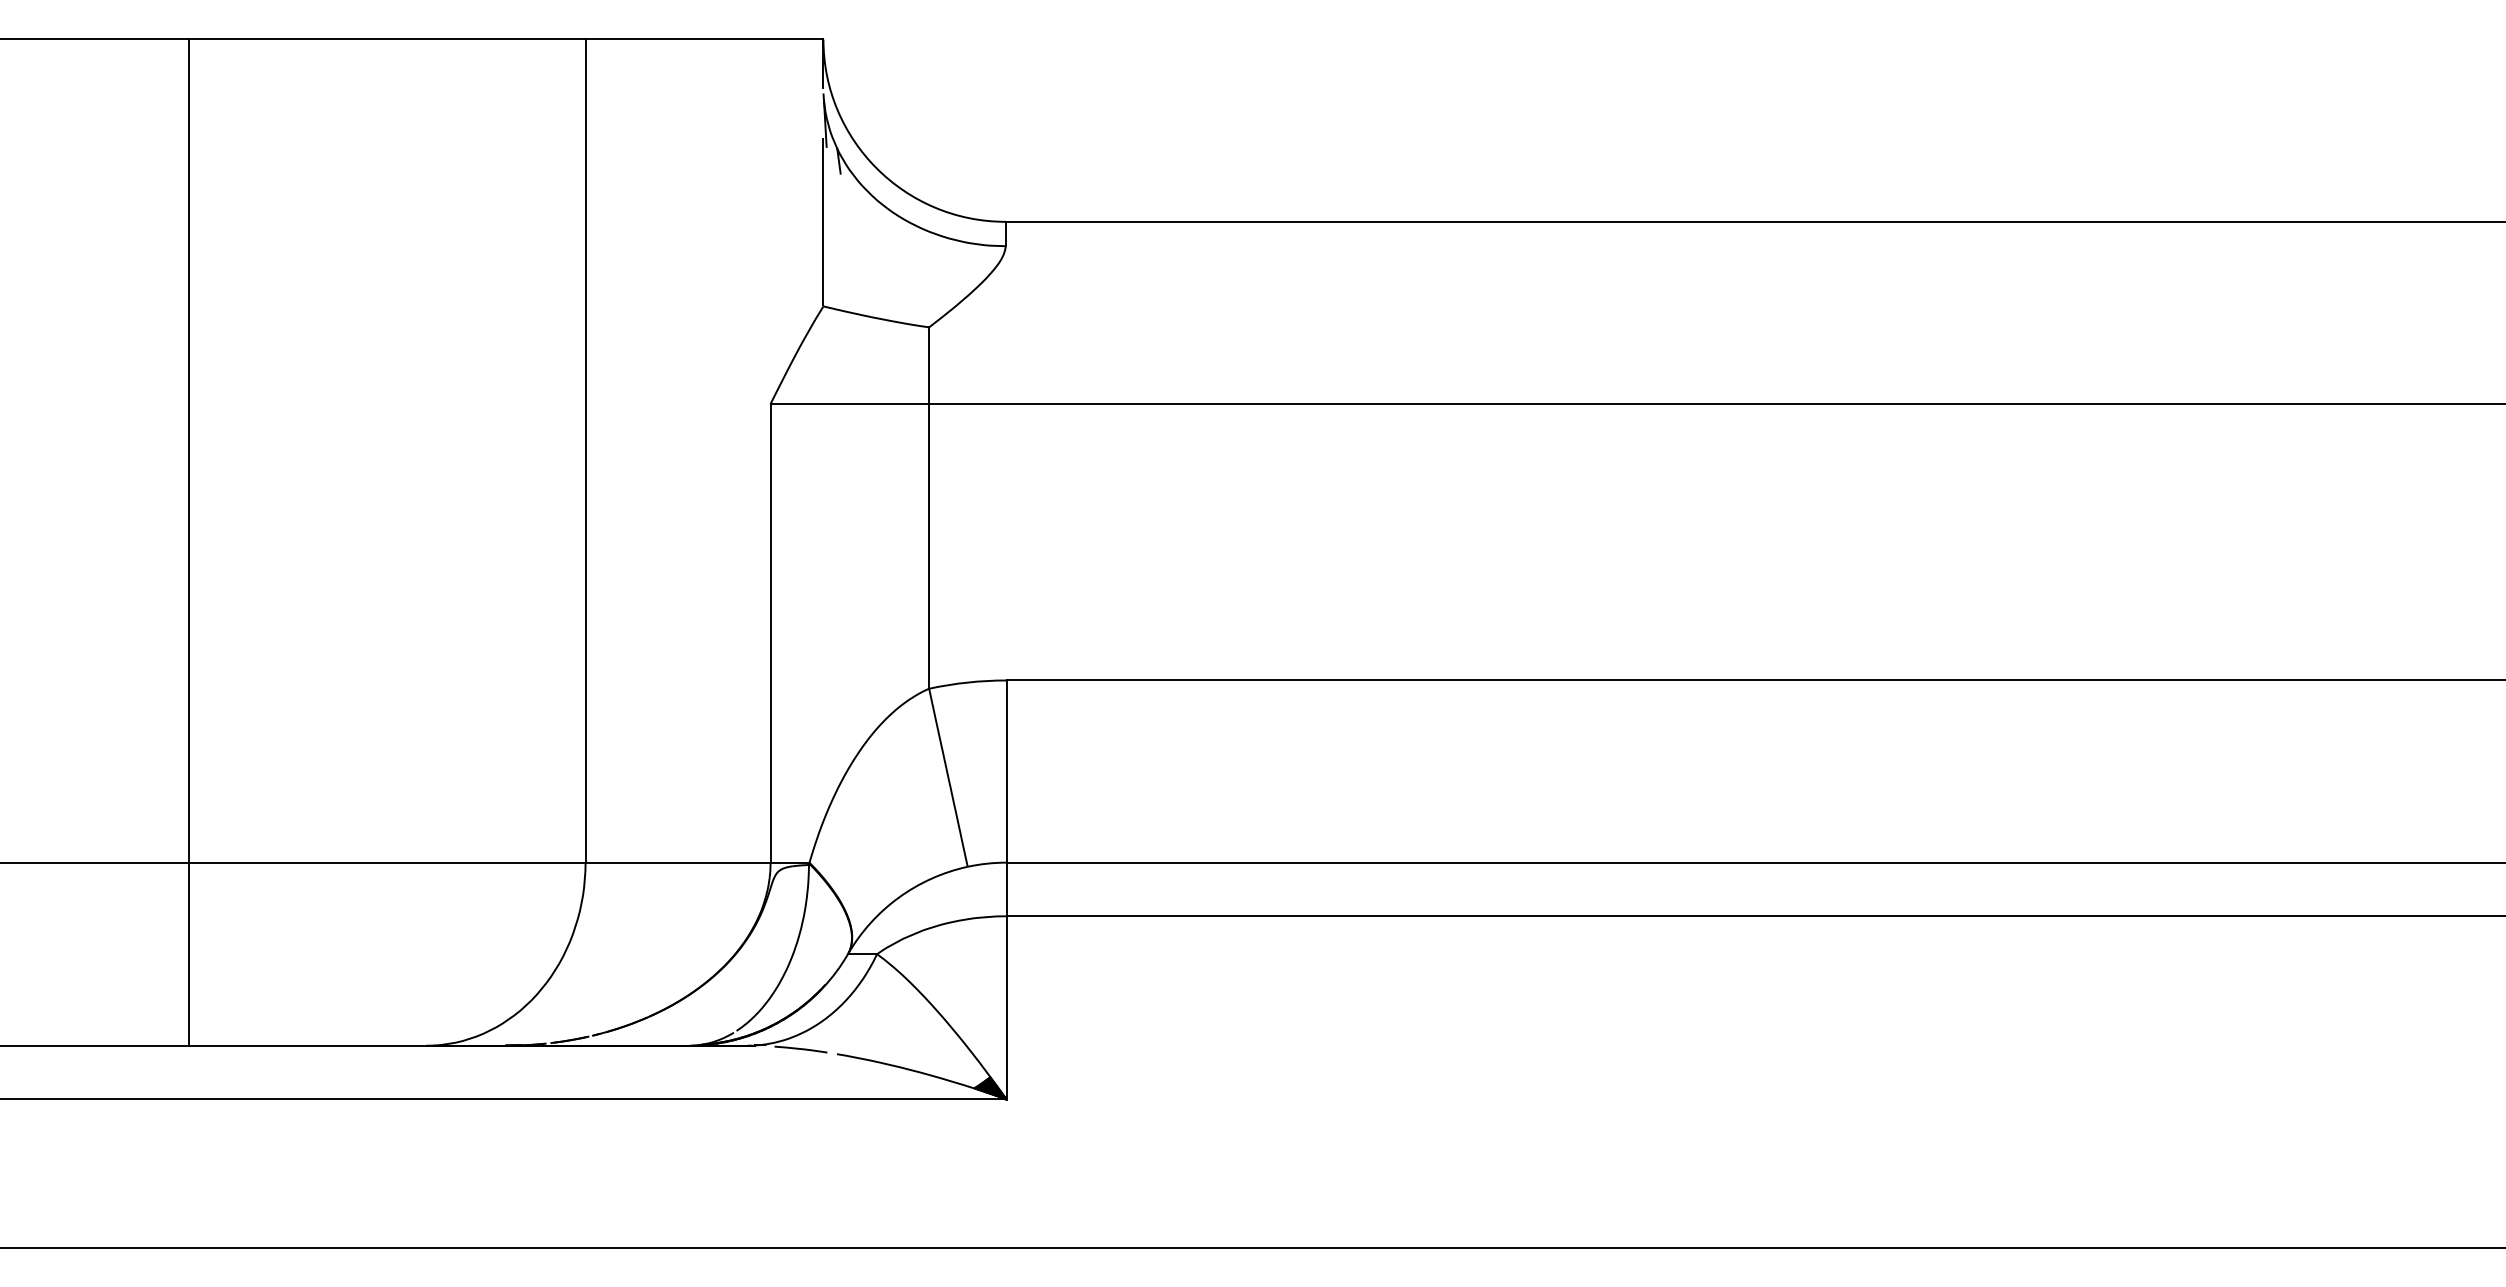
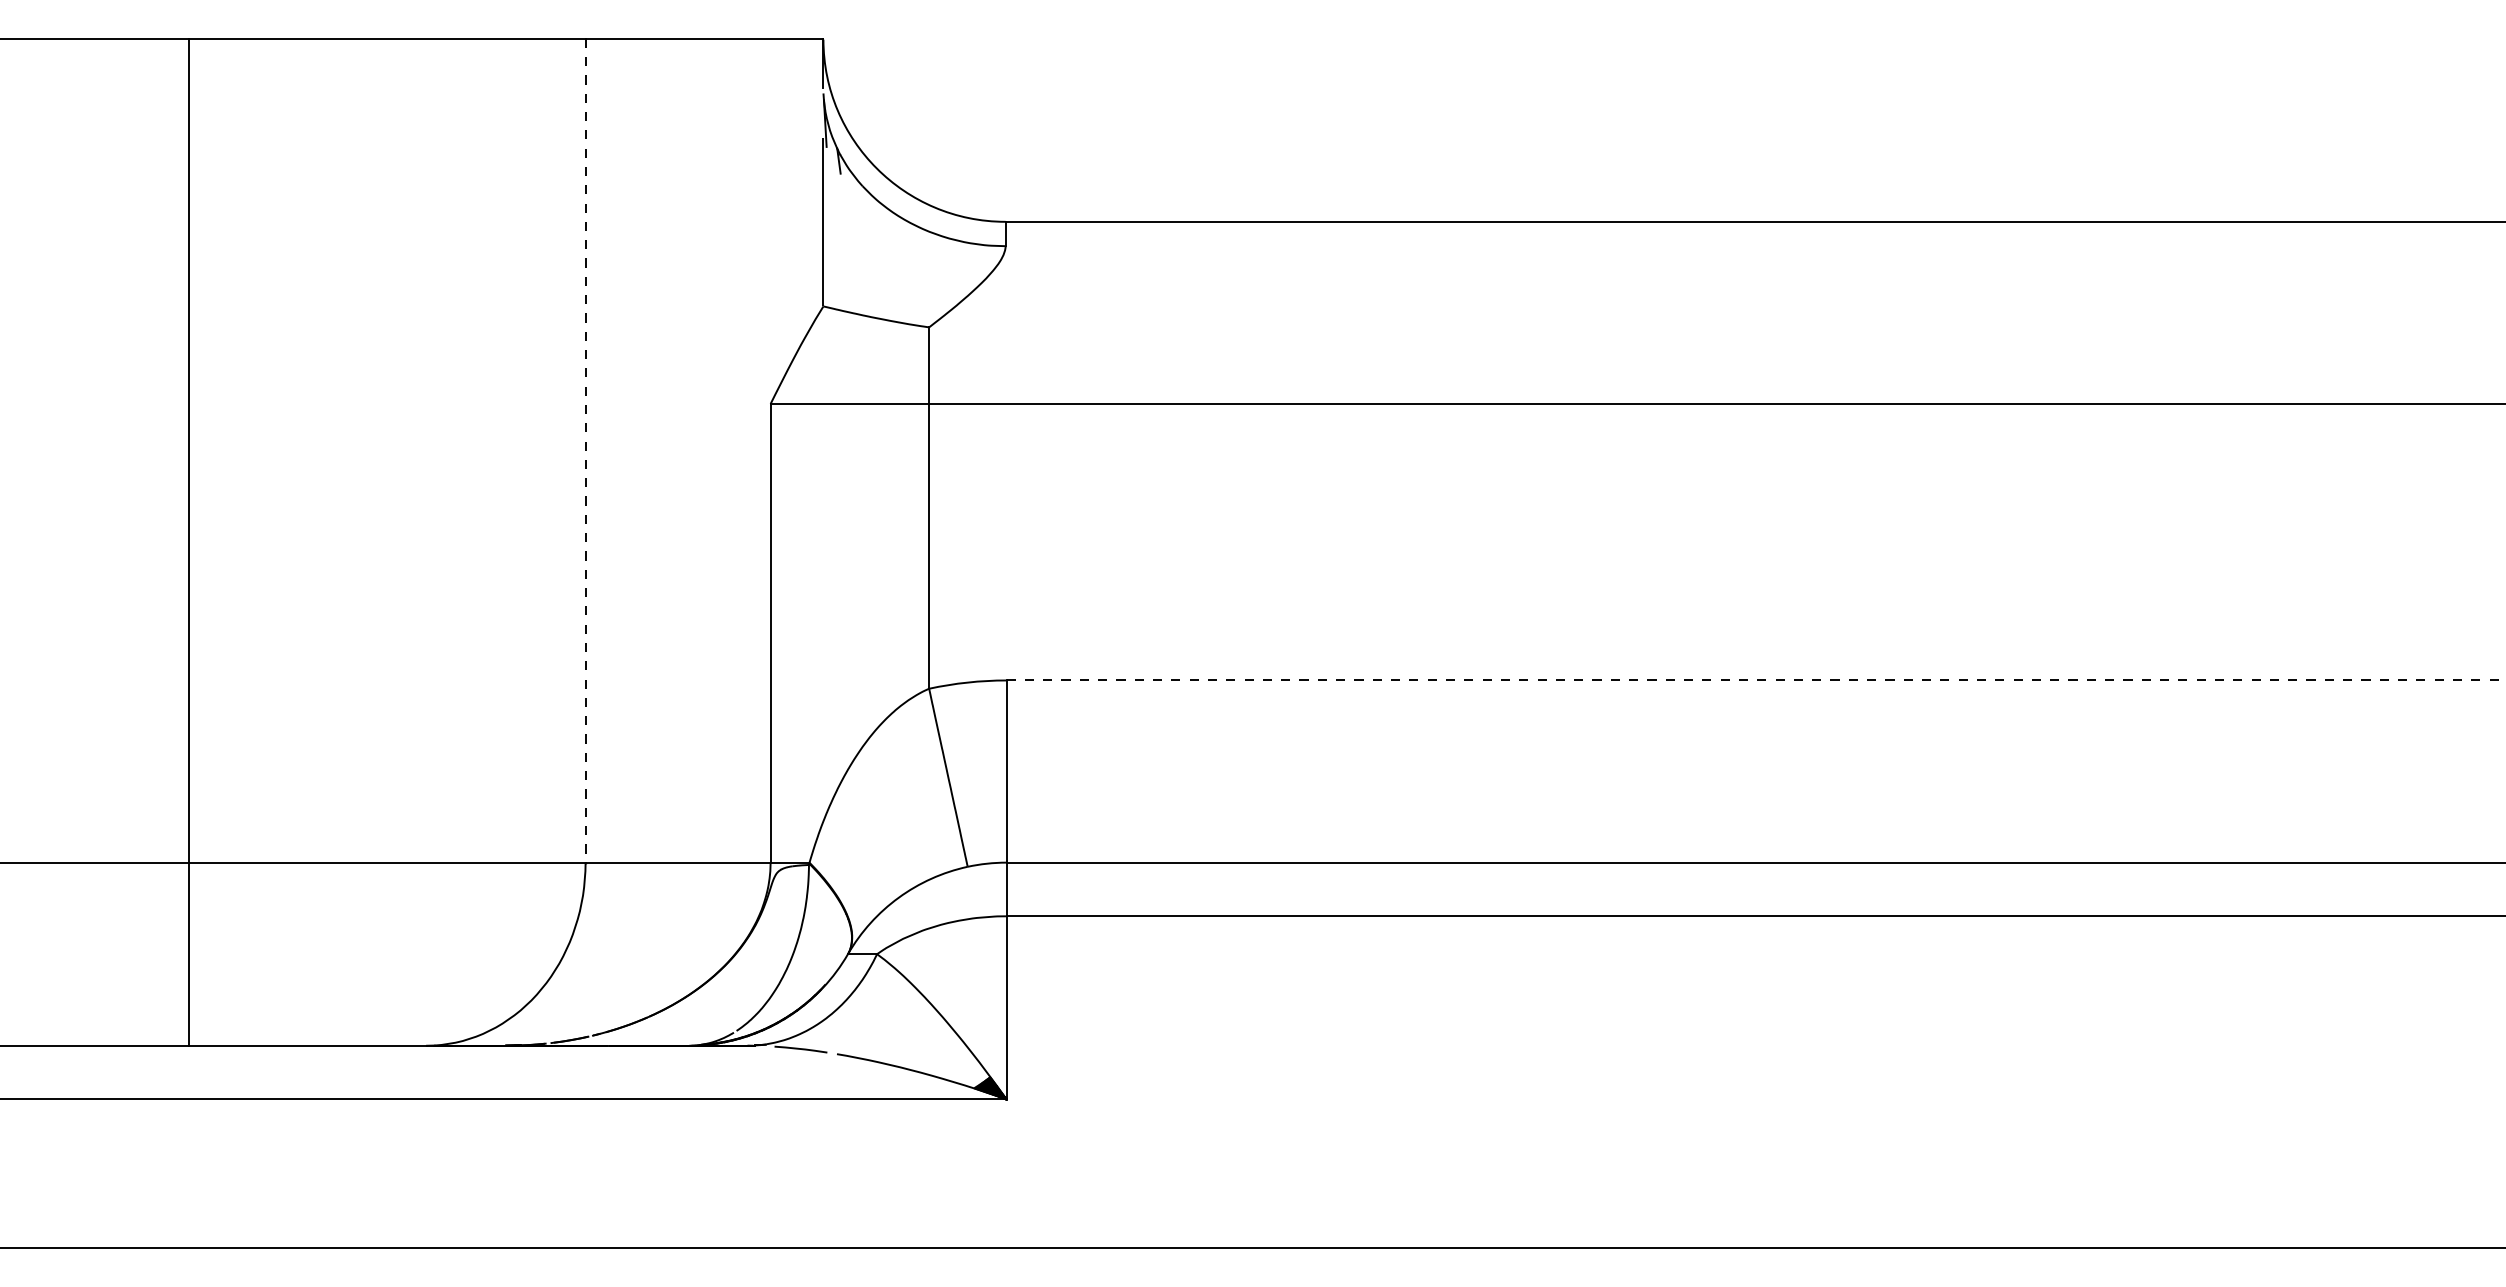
line: solid -> dashed (585, 450)
line: solid -> dashed (1756, 680)
